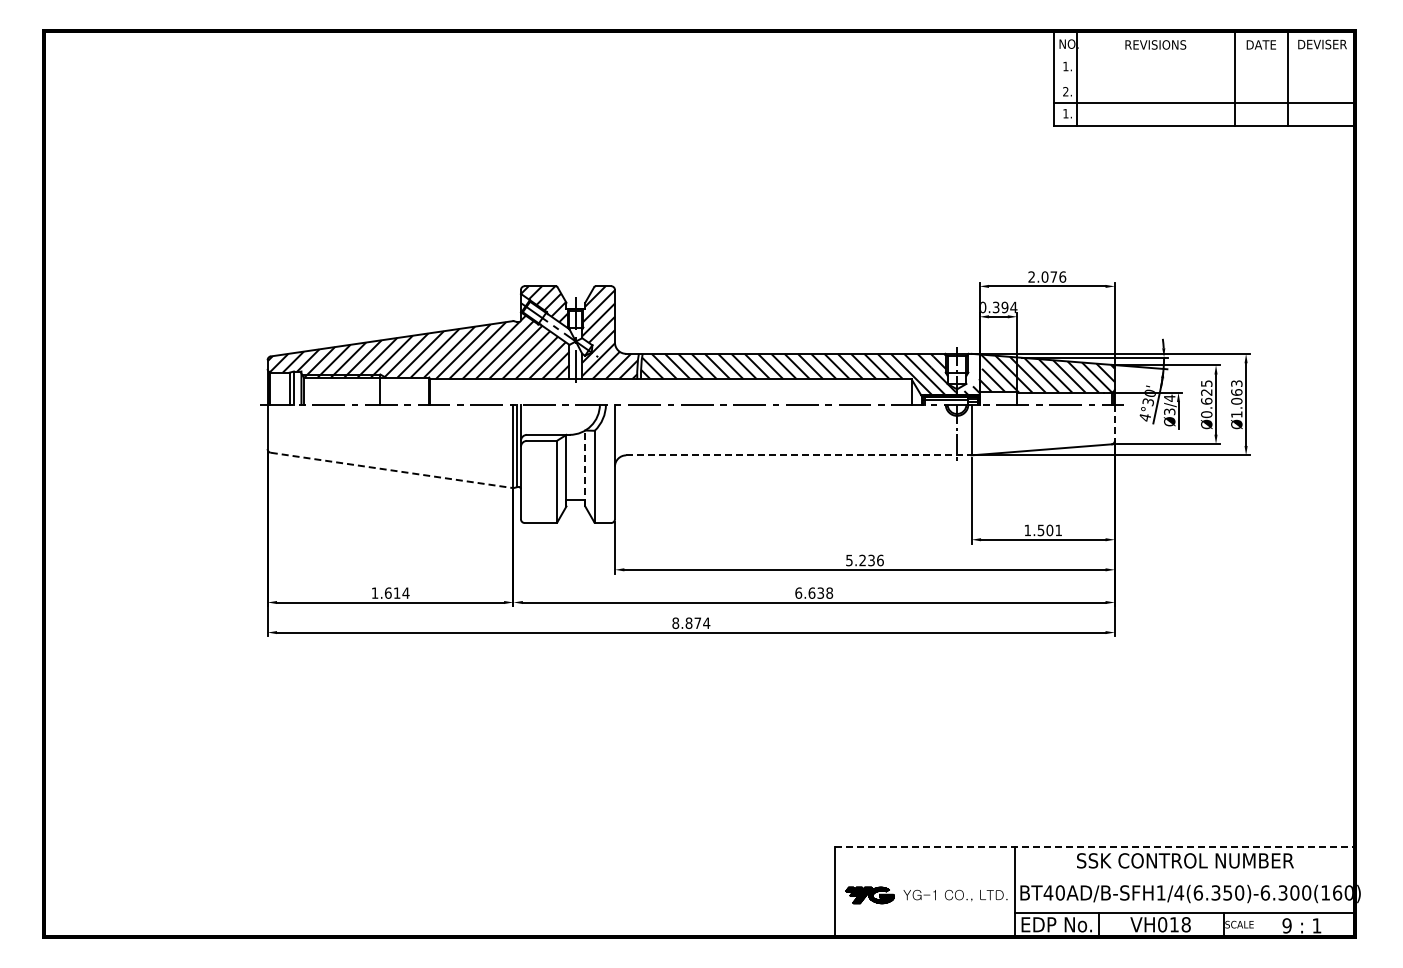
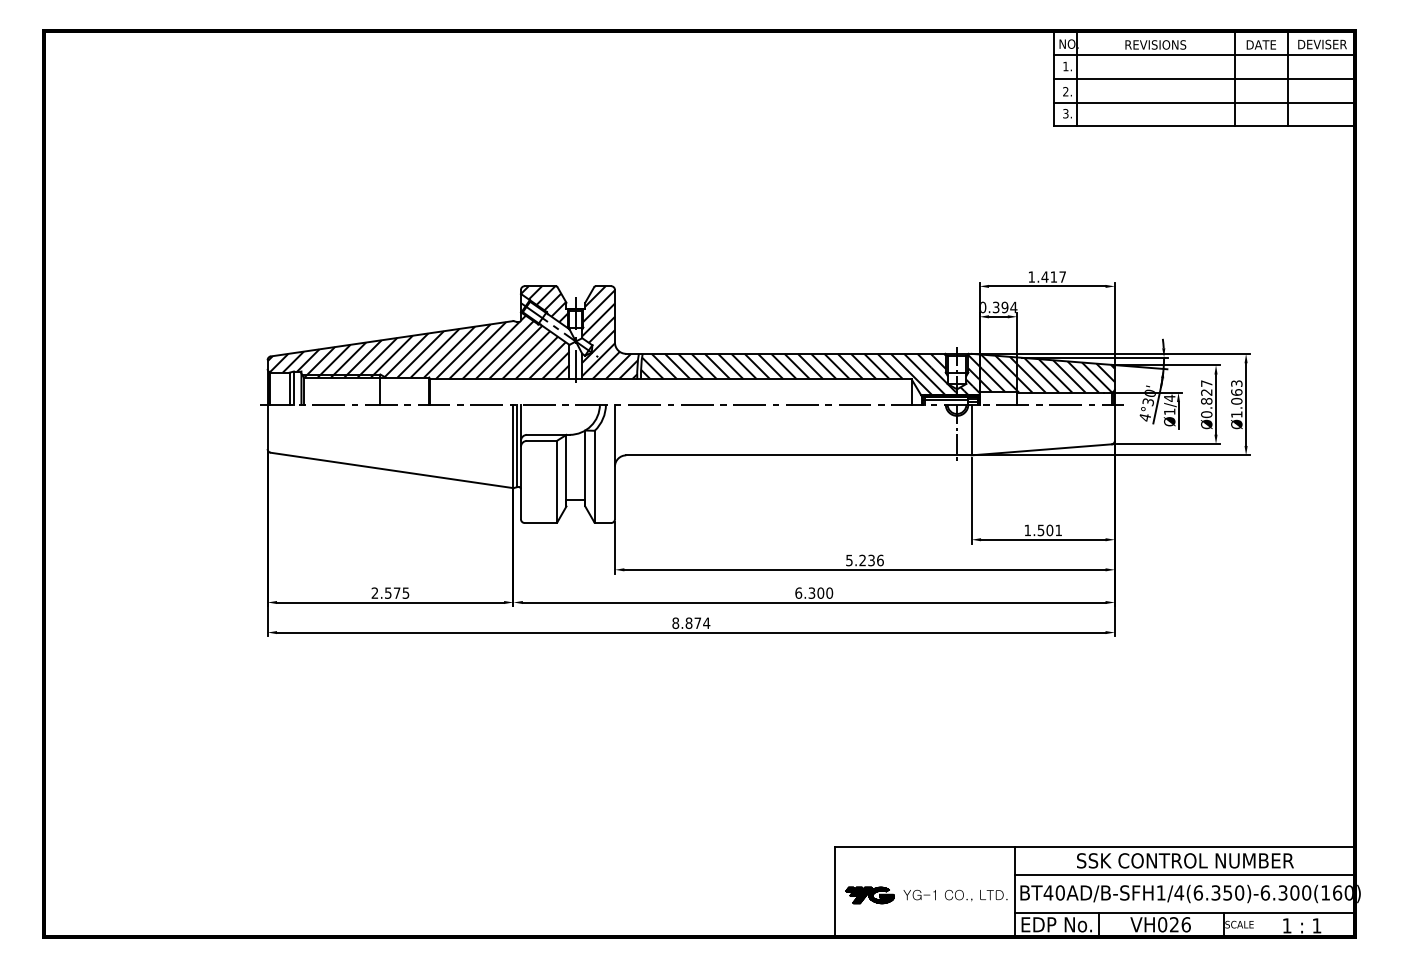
line: none -> present (1204, 55)
line: none -> present (1204, 79)
text: 1. -> 3. (1065, 113)
text: 2.076 -> 1.417 (1047, 276)
hatch: none -> present (971, 373)
text: Ø0.625 -> Ø0.827 (1206, 392)
text: Ø3/4 -> Ø1/4 (1169, 411)
line: dashed -> solid (1114, 422)
line: dashed -> solid (798, 455)
line: dashed -> solid (585, 468)
line: dashed -> solid (392, 470)
text: 1.614 -> 2.575 (390, 592)
text: 6.638 -> 6.300 (820, 592)
line: dashed -> solid (1095, 846)
line: none -> present (1185, 874)
text: VH018 -> VH026 (1180, 924)
text: 9 -> 1 (1286, 925)
